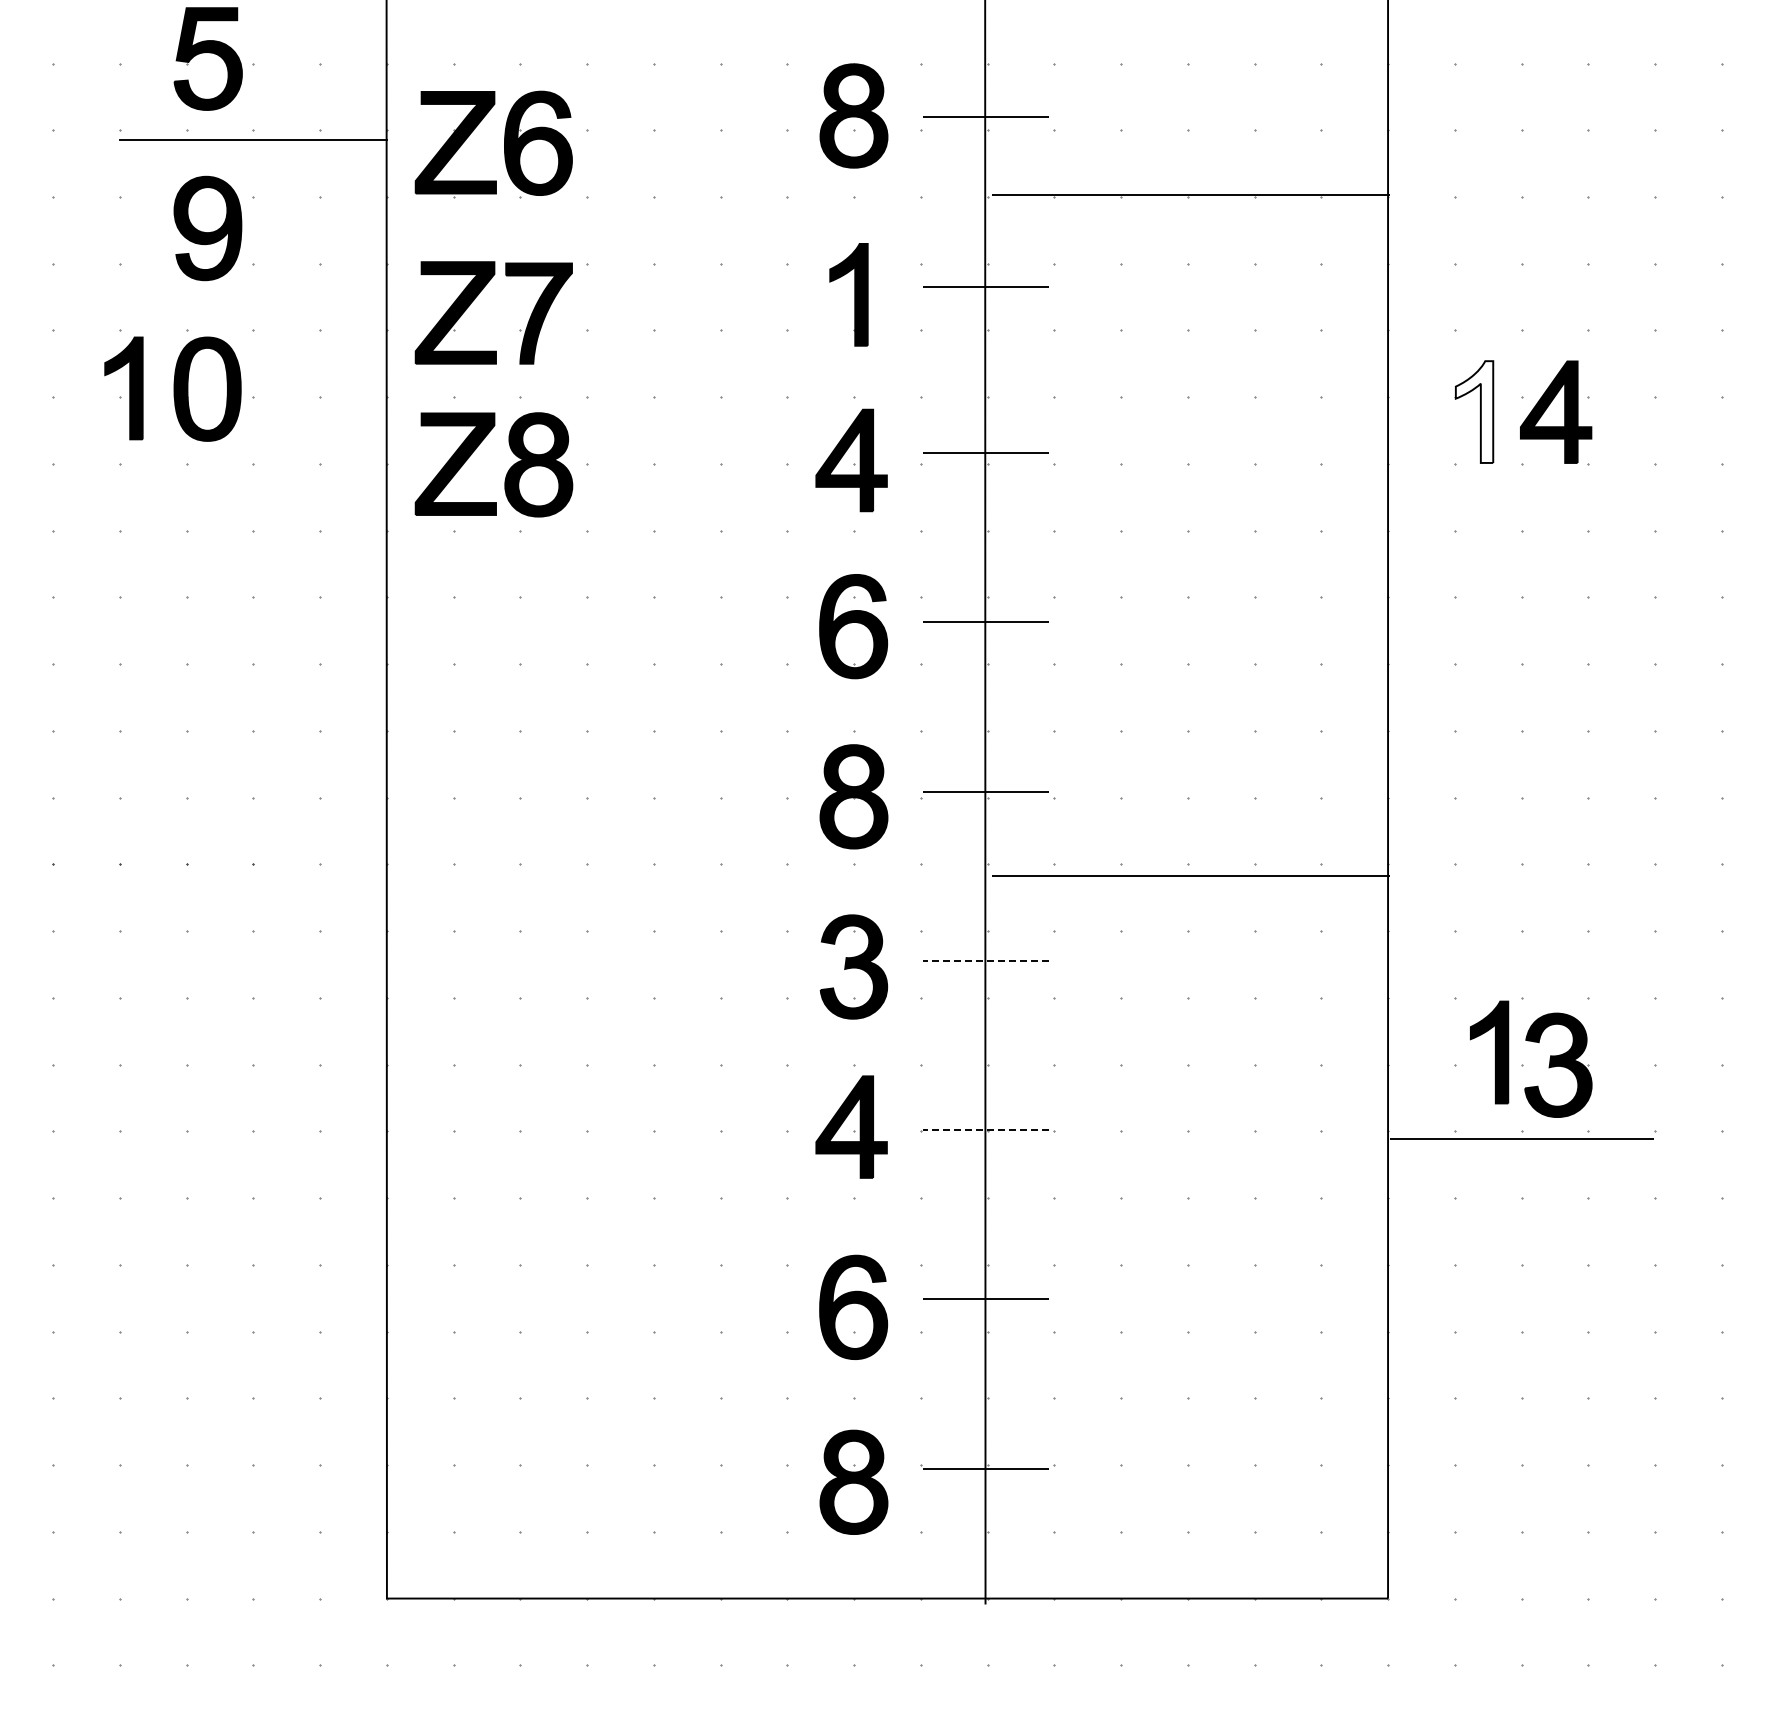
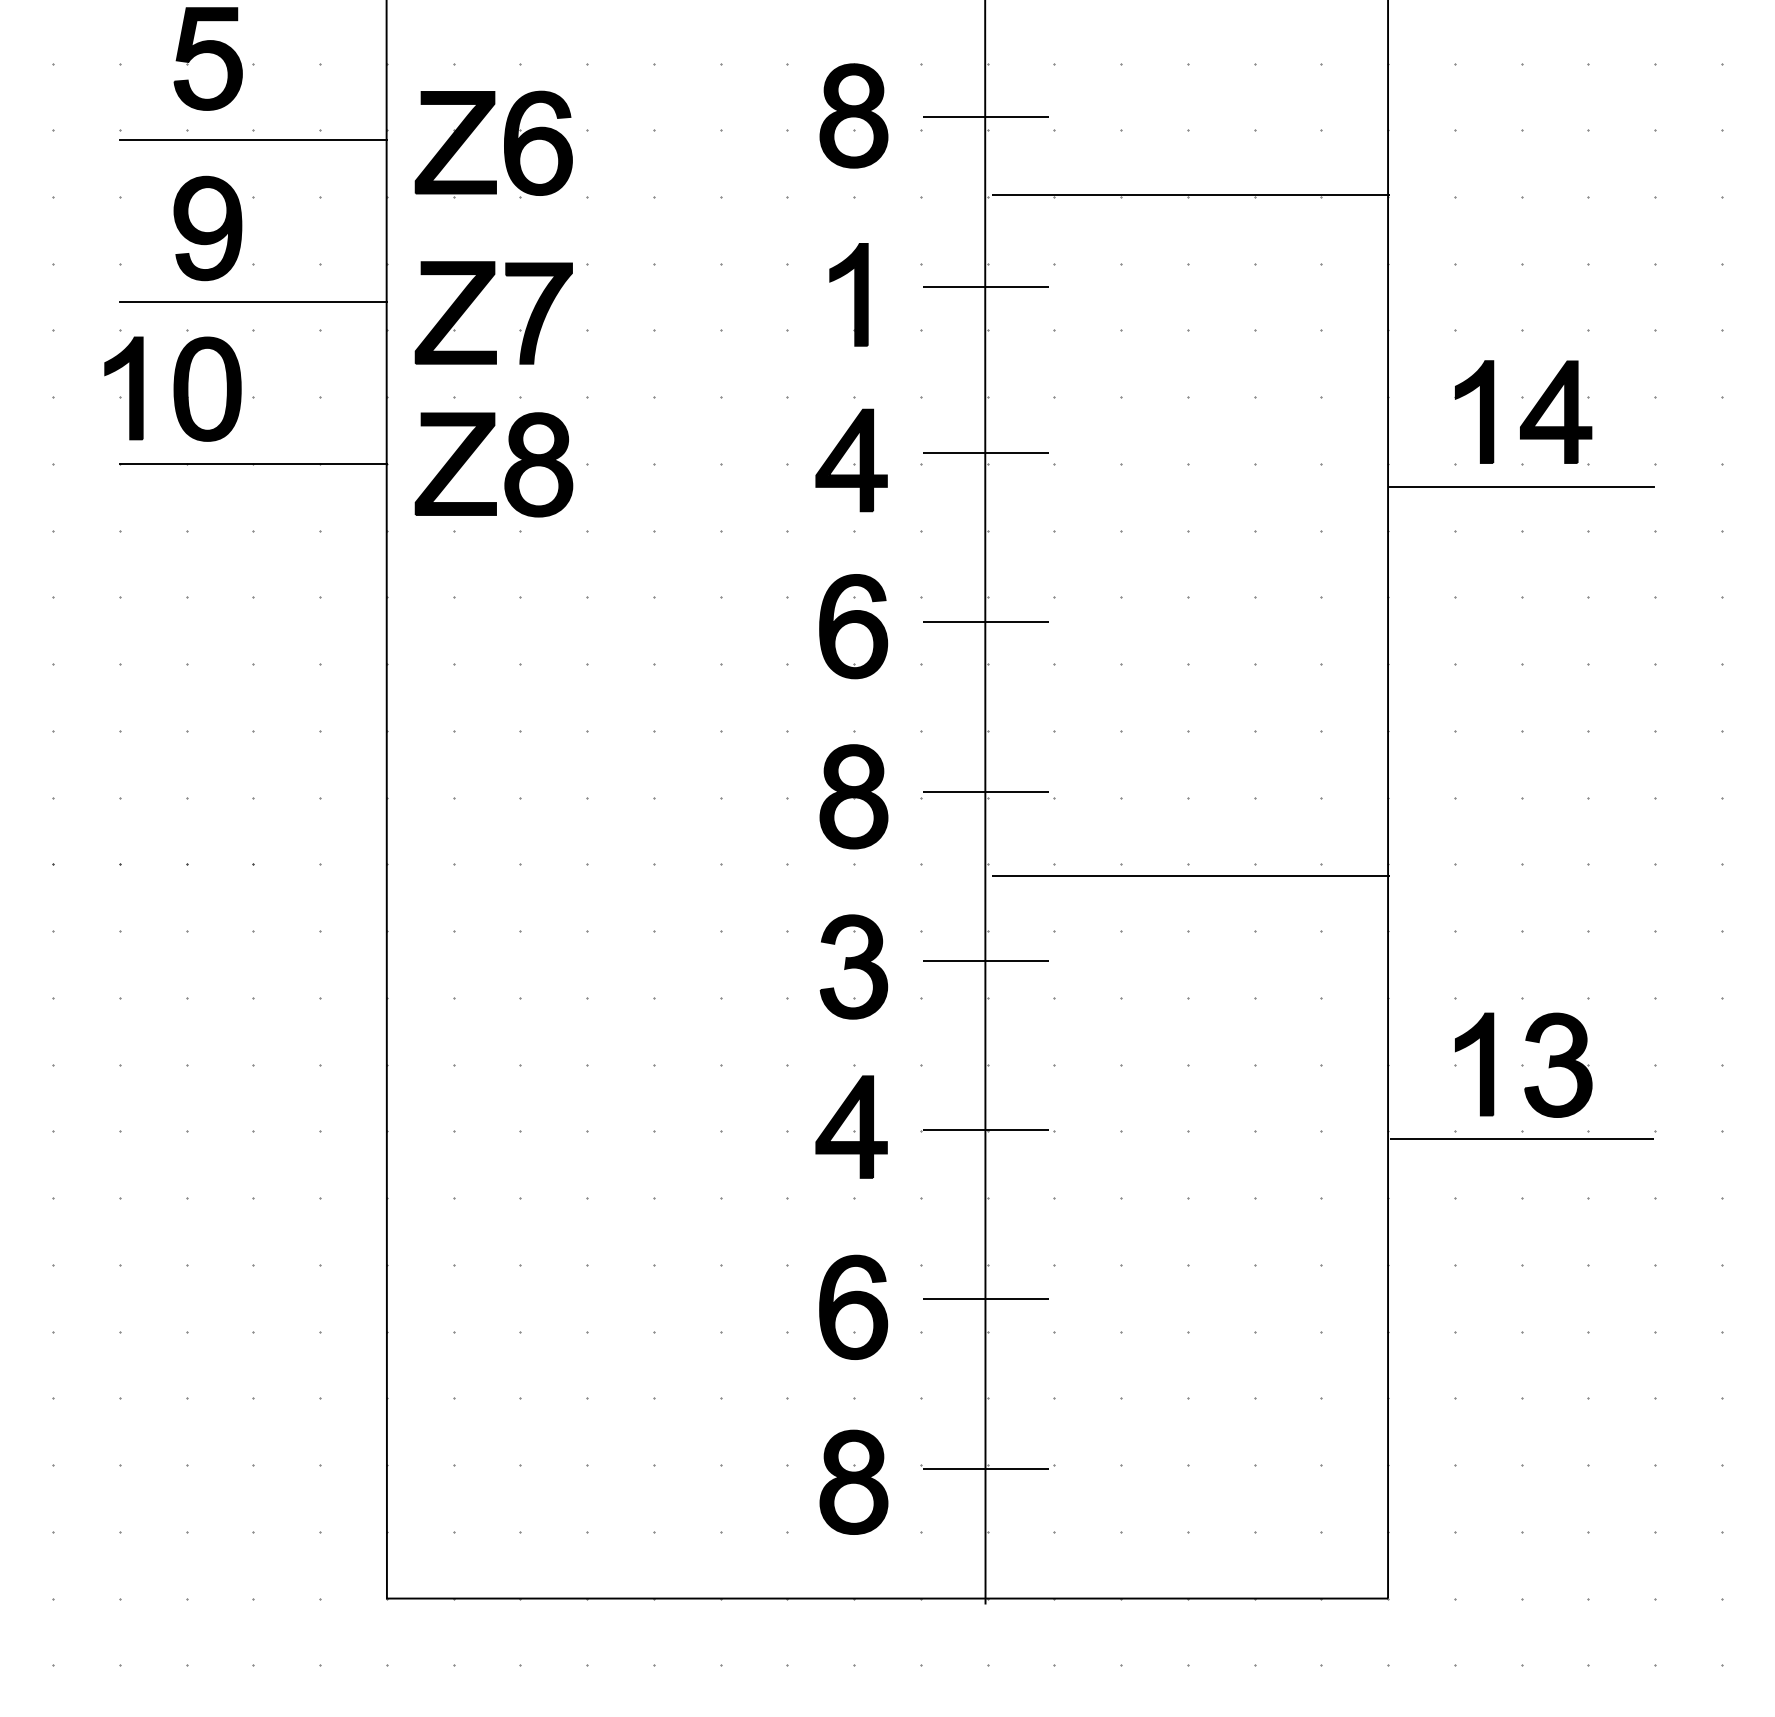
line: none -> present (252, 301)
fill: none -> present (1474, 411)
line: none -> present (252, 463)
line: none -> present (1521, 486)
line: dashed -> solid (985, 960)
part position: (1489, 1052) -> (1474, 1064) (1474, 1064)
line: dashed -> solid (985, 1130)
